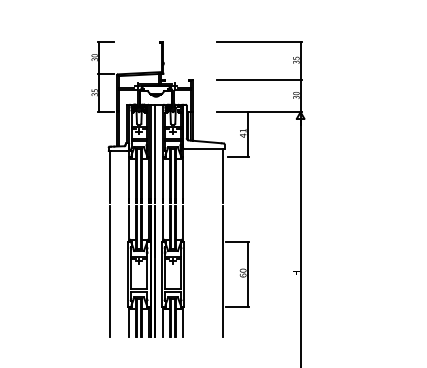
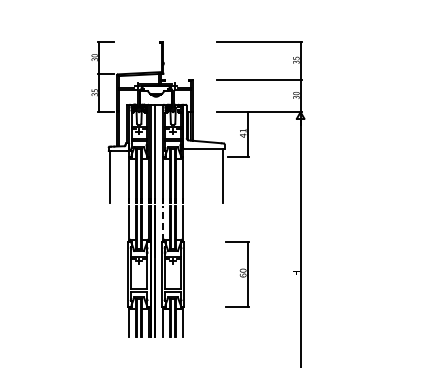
line: solid -> dashed (163, 223)
line: present -> none (109, 271)
line: present -> none (222, 271)
